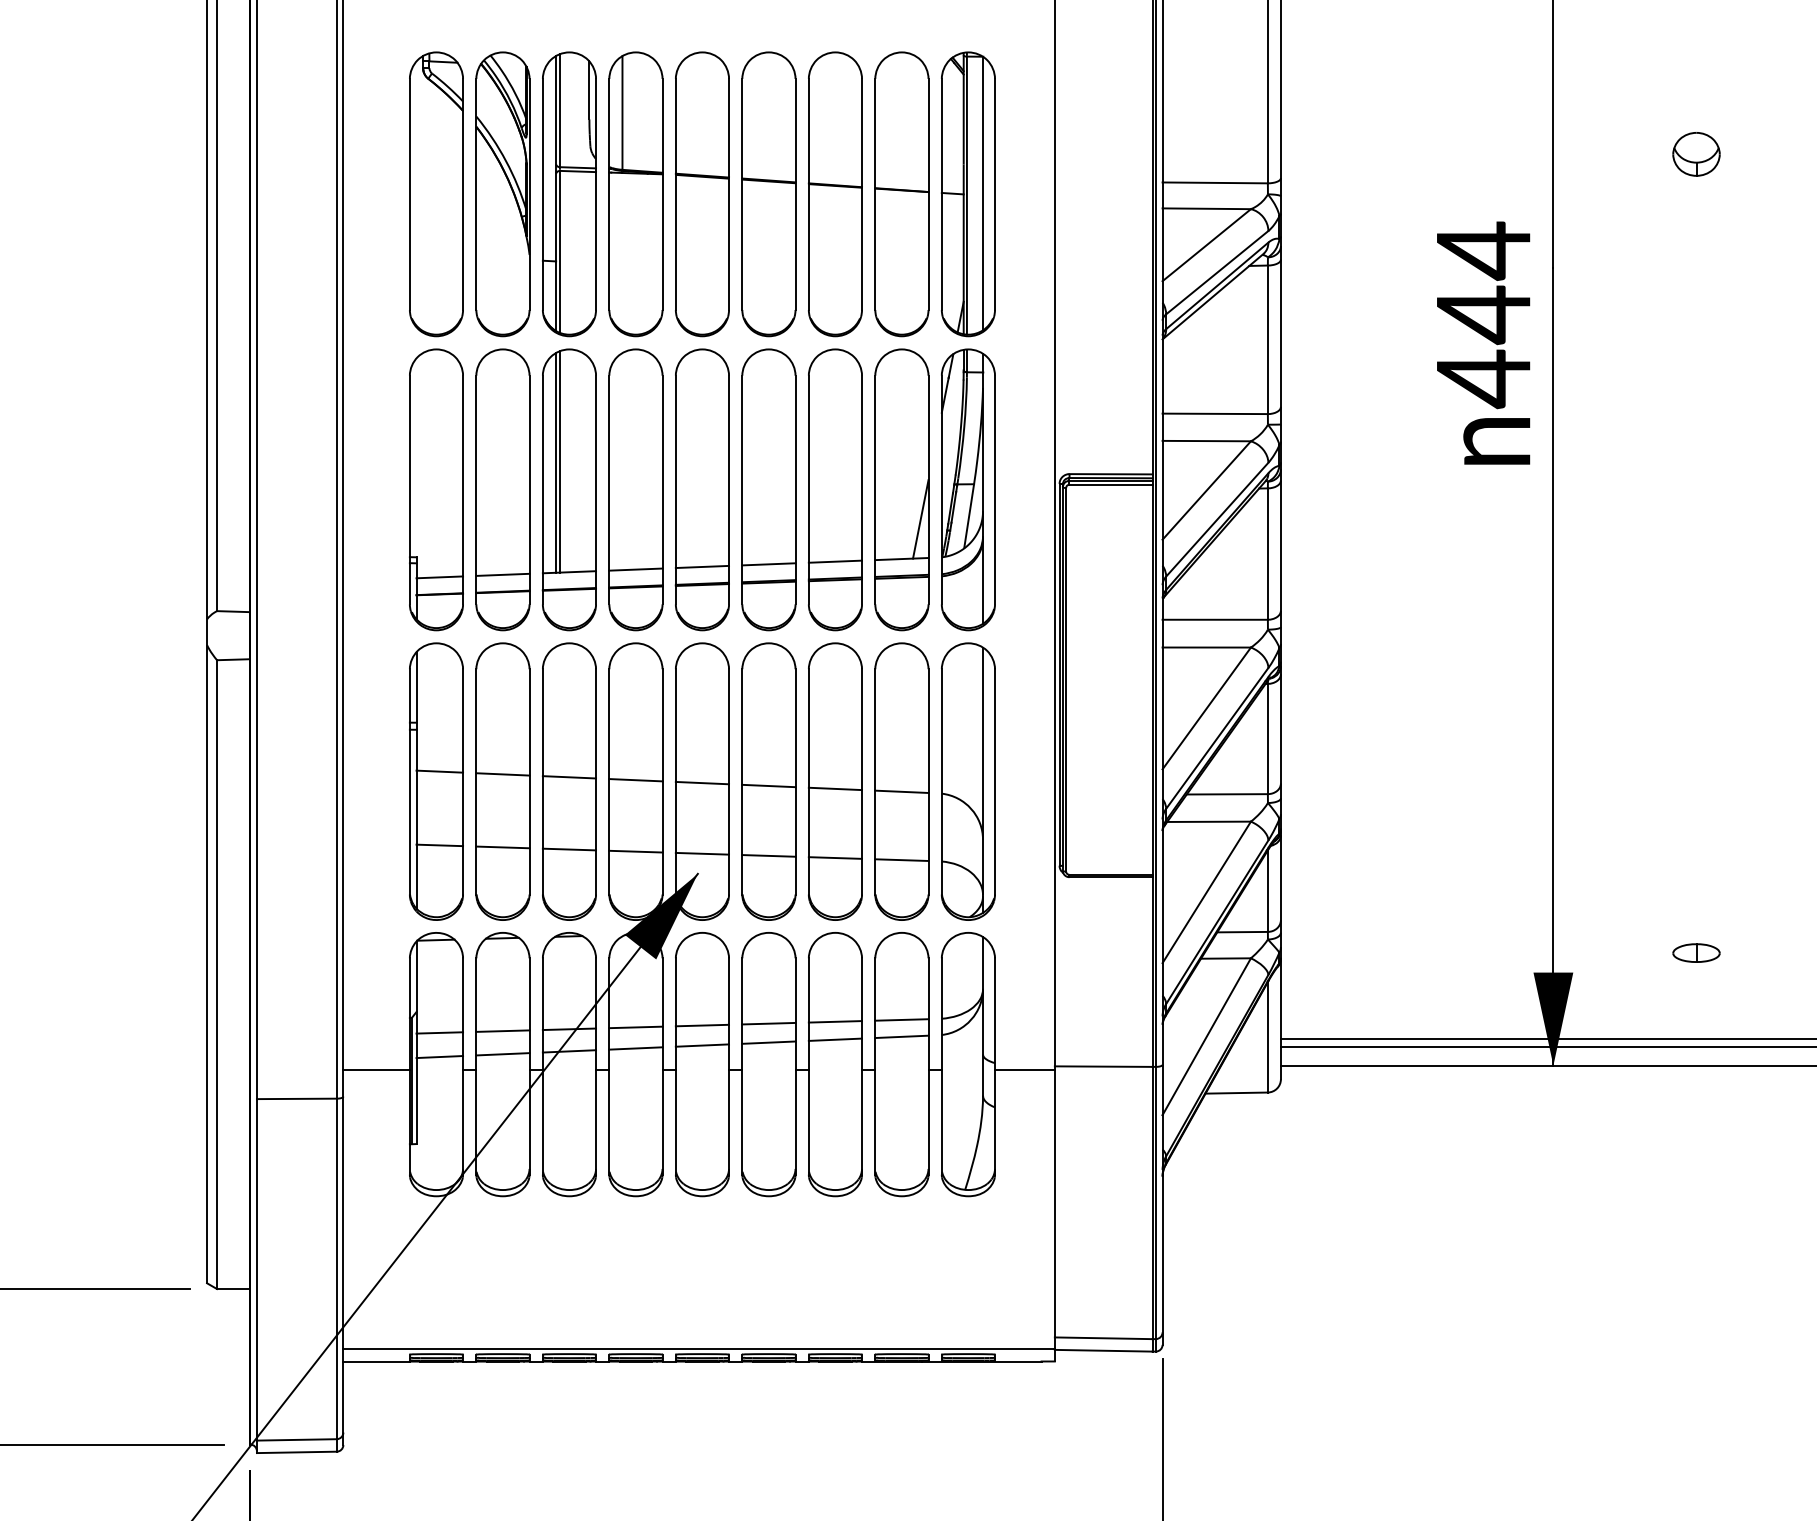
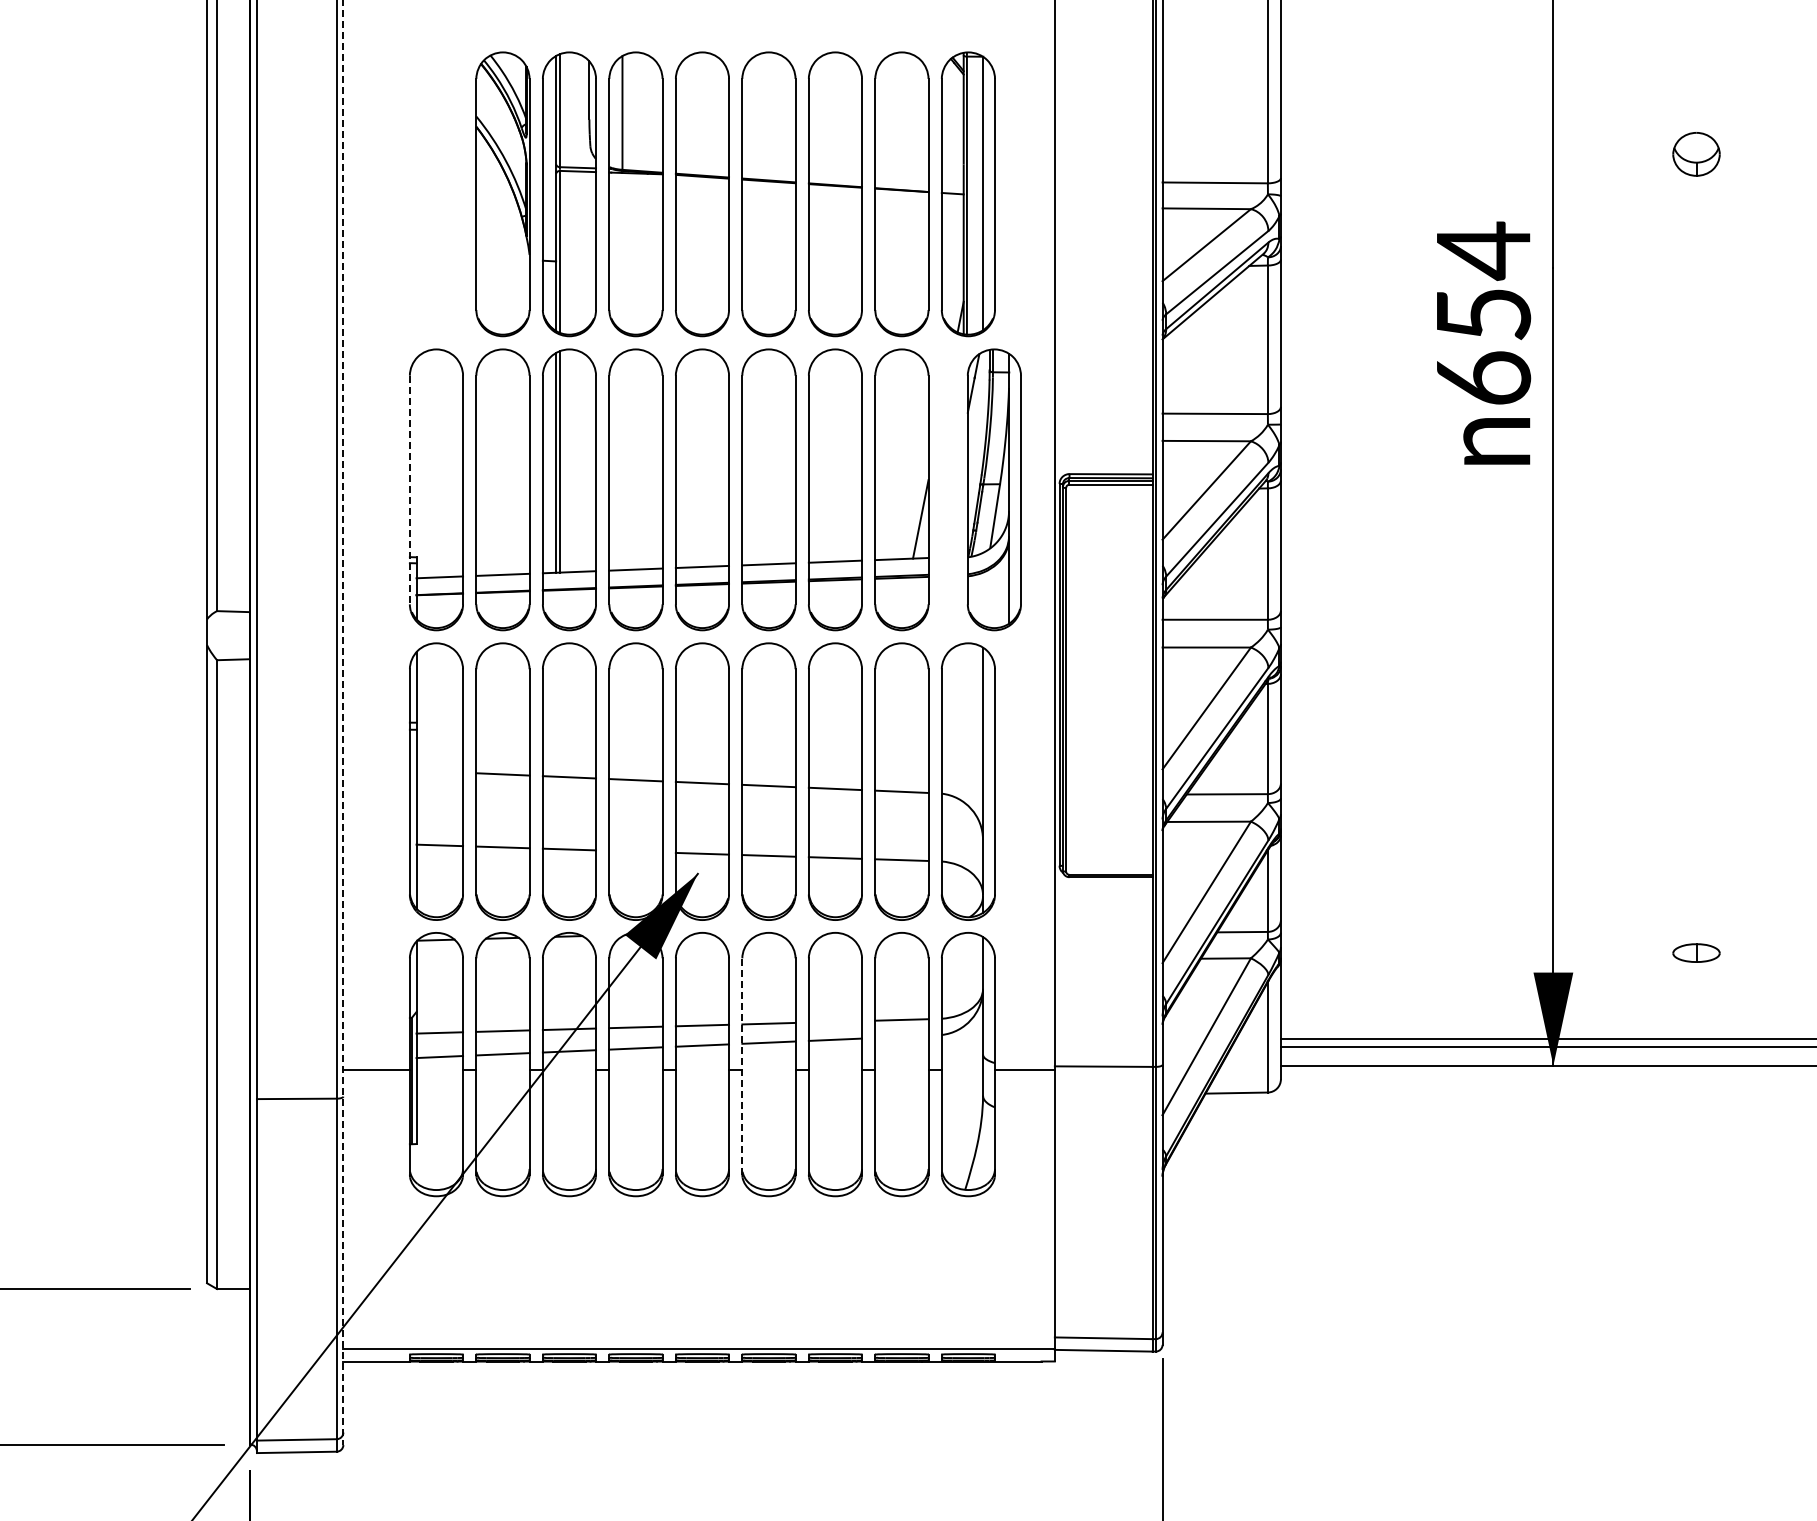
part: present -> none (436, 194)
text: 444 -> 654 (1484, 347)
part position: (967, 489) -> (993, 489) (993, 489)
line: solid -> dashed (409, 490)
line: solid -> dashed (343, 723)
line: present -> none (439, 771)
line: present -> none (635, 851)
line: present -> none (835, 1021)
line: present -> none (901, 1036)
line: solid -> dashed (742, 1065)
